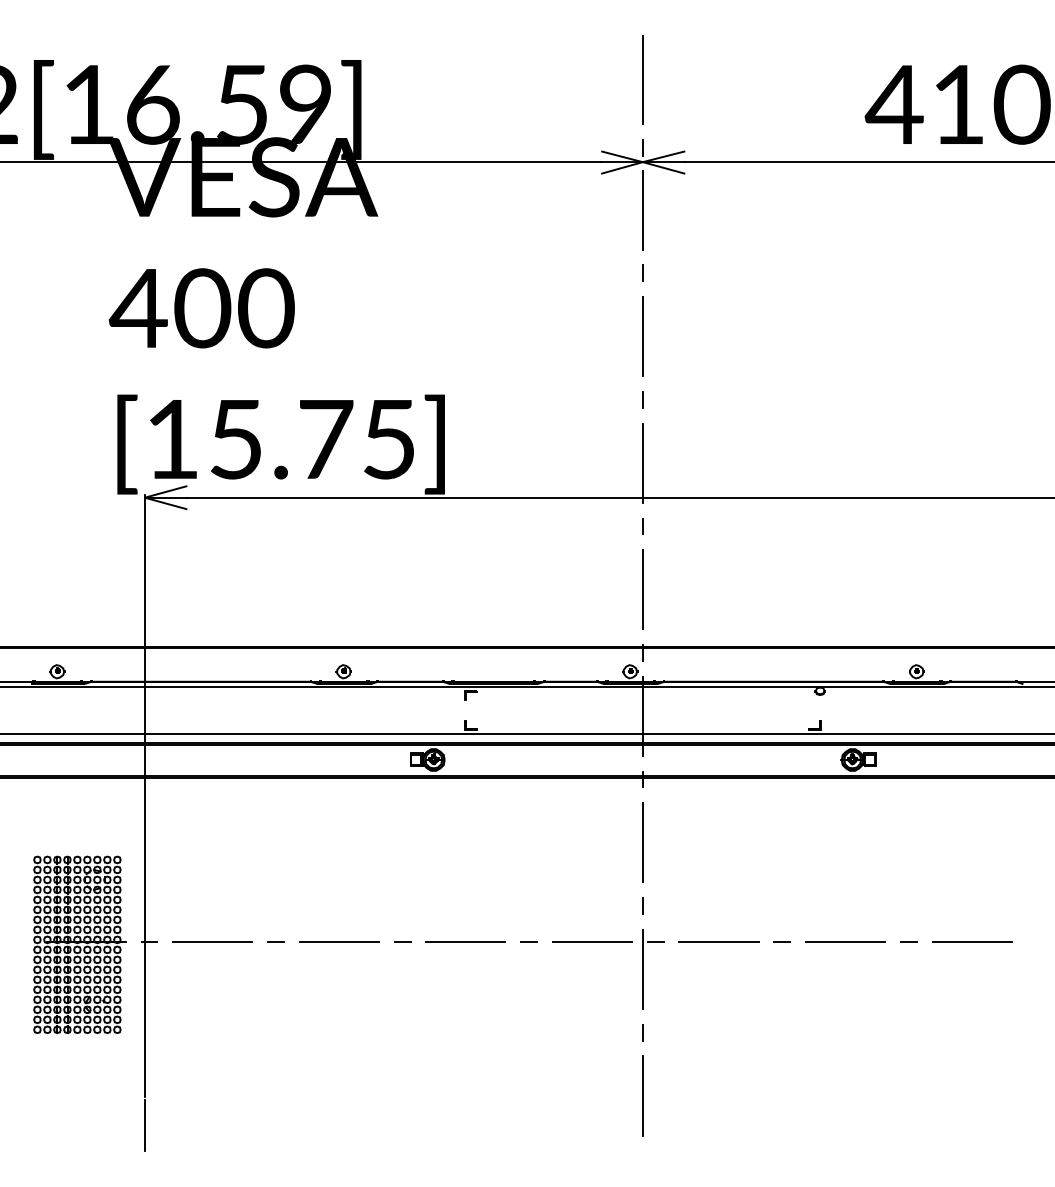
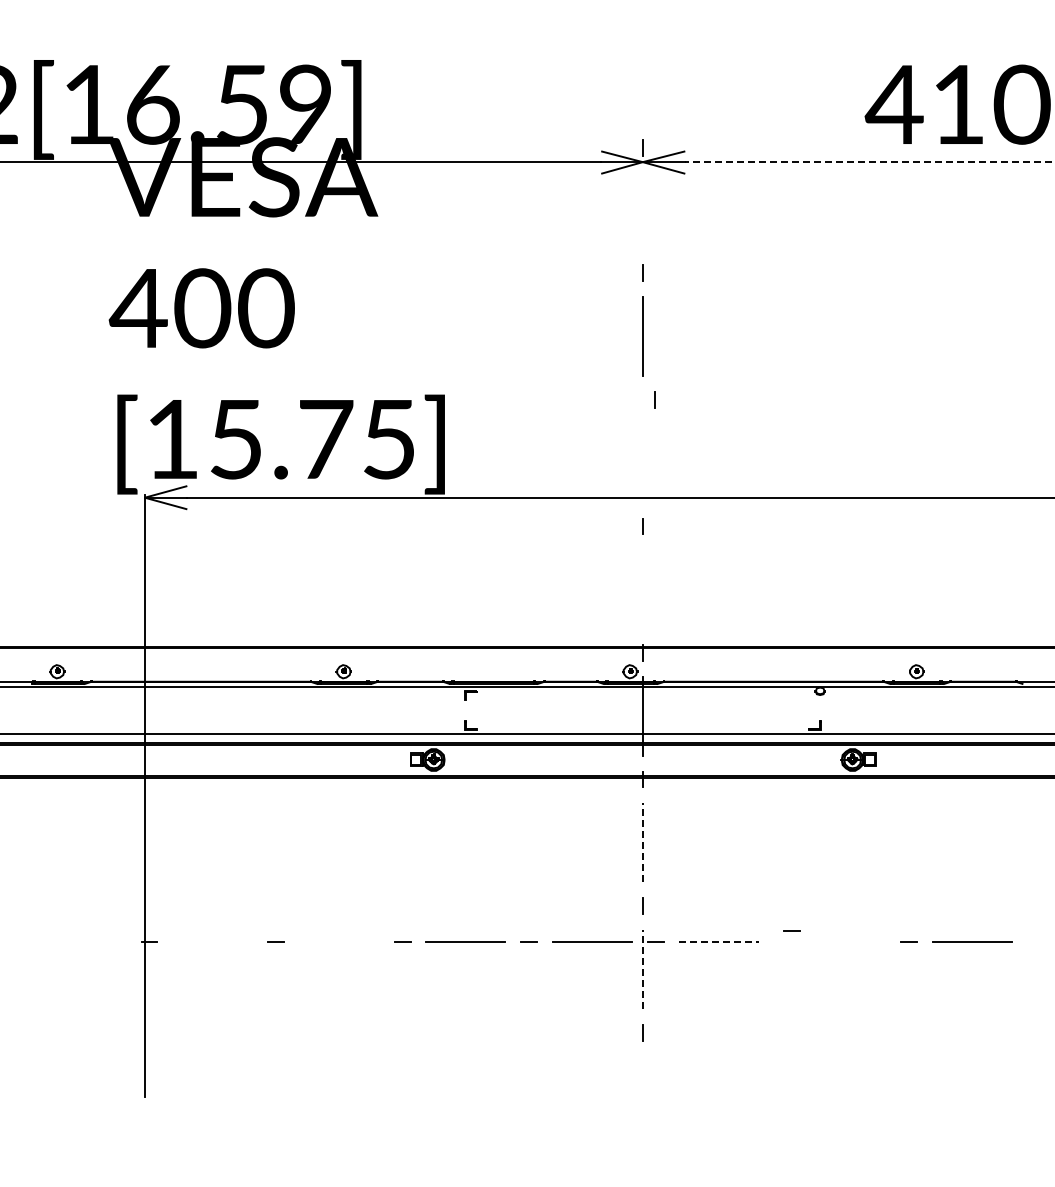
line: present -> none (642, 79)
line: solid -> dashed (869, 162)
line: present -> none (642, 210)
line position: (642, 399) -> (654, 399) (654, 399)
line: present -> none (642, 462)
line: present -> none (642, 589)
line: solid -> dashed (642, 842)
line: present -> none (212, 941)
line position: (781, 941) -> (791, 930) (791, 930)
line: present -> none (338, 942)
line: solid -> dashed (719, 942)
line: present -> none (845, 942)
part: present -> none (79, 944)
line: solid -> dashed (642, 969)
line: present -> none (642, 1095)
line: present -> none (144, 1125)
